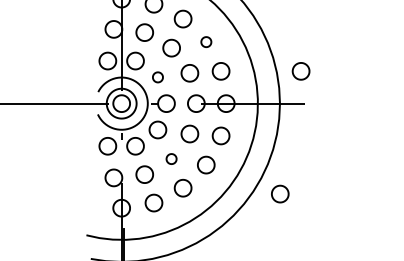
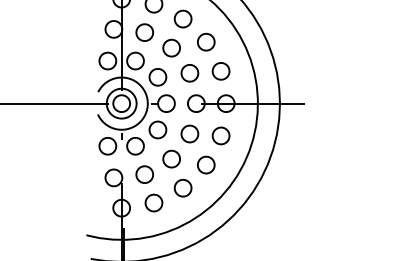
part size: 13x12 px -> 19x20 px (206, 41)
part: present -> none (300, 71)
part size: 12x13 px -> 20x19 px (157, 77)
part size: 13x12 px -> 19x20 px (171, 158)
part: present -> none (280, 193)
